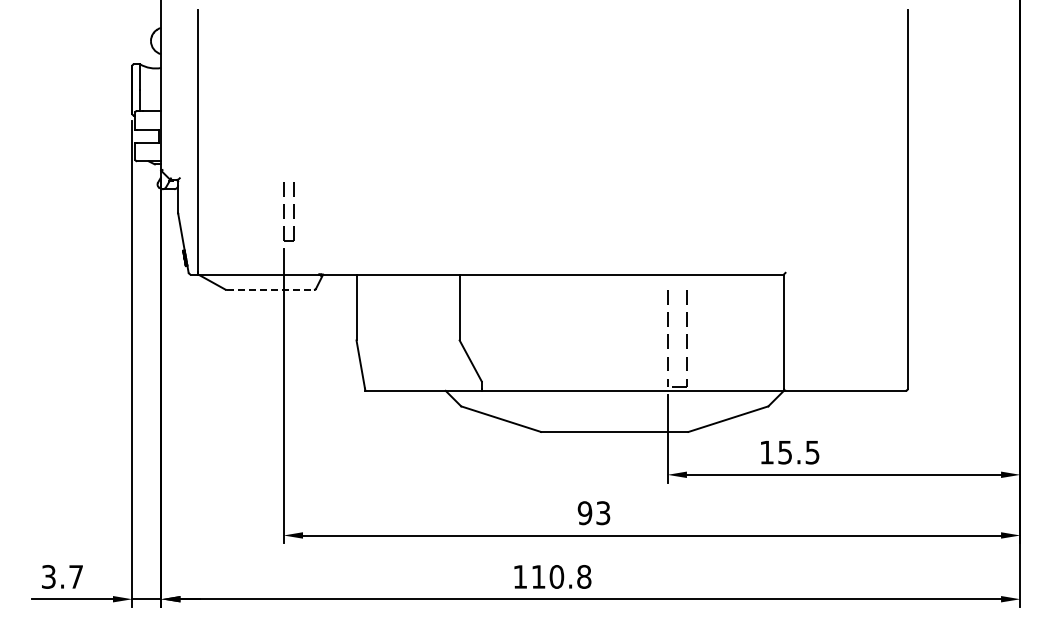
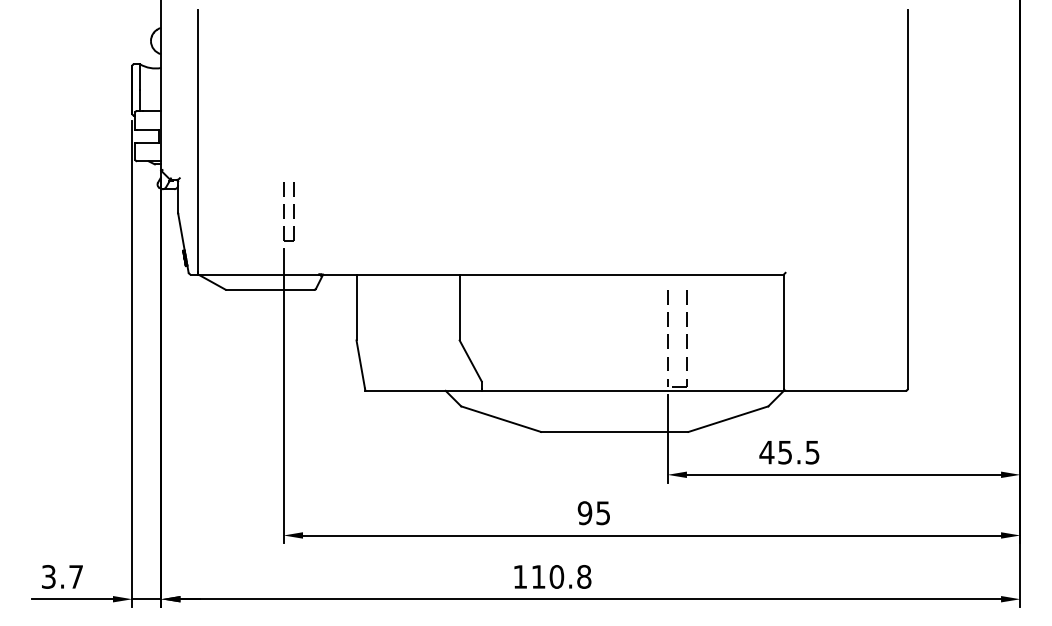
line: dashed -> solid (270, 290)
text: 15.5 -> 45.5 (766, 452)
text: 93 -> 95 (603, 512)
